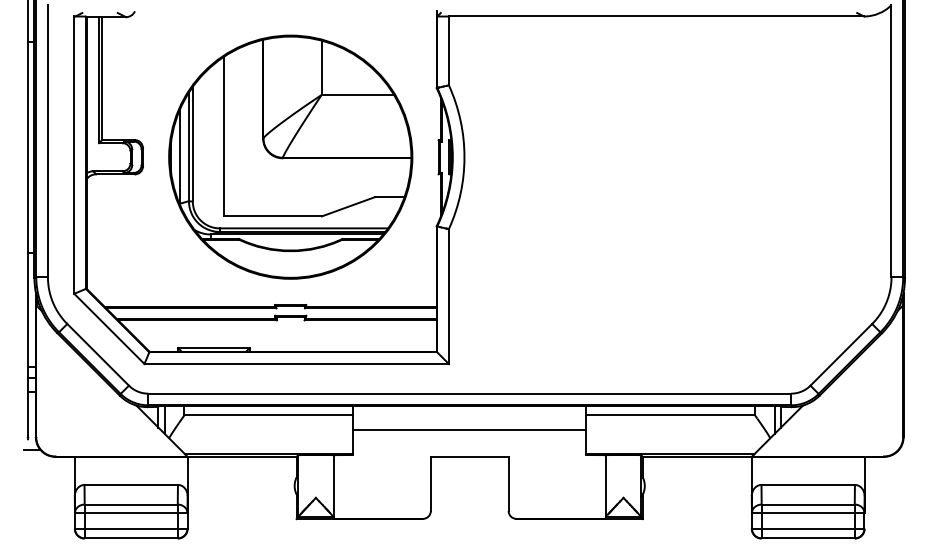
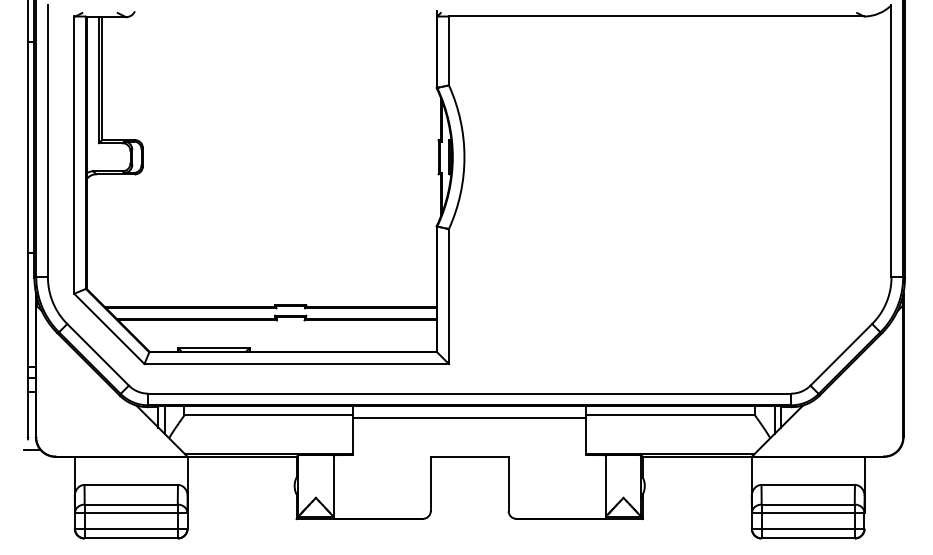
part: present -> none (290, 156)
line position: (469, 429) -> (469, 417) (469, 417)
